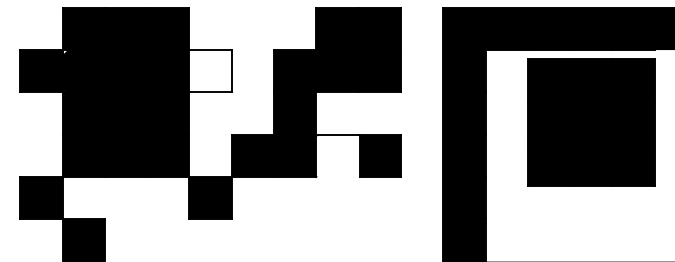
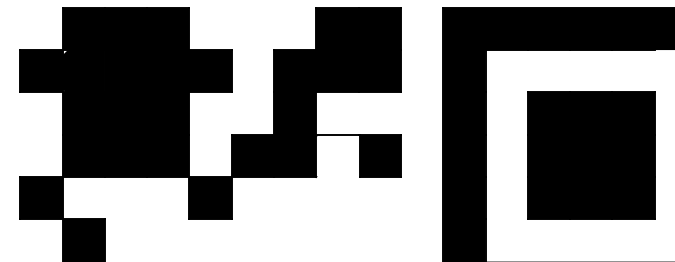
fill: none -> present (210, 71)
part position: (591, 122) -> (591, 155) (591, 155)
